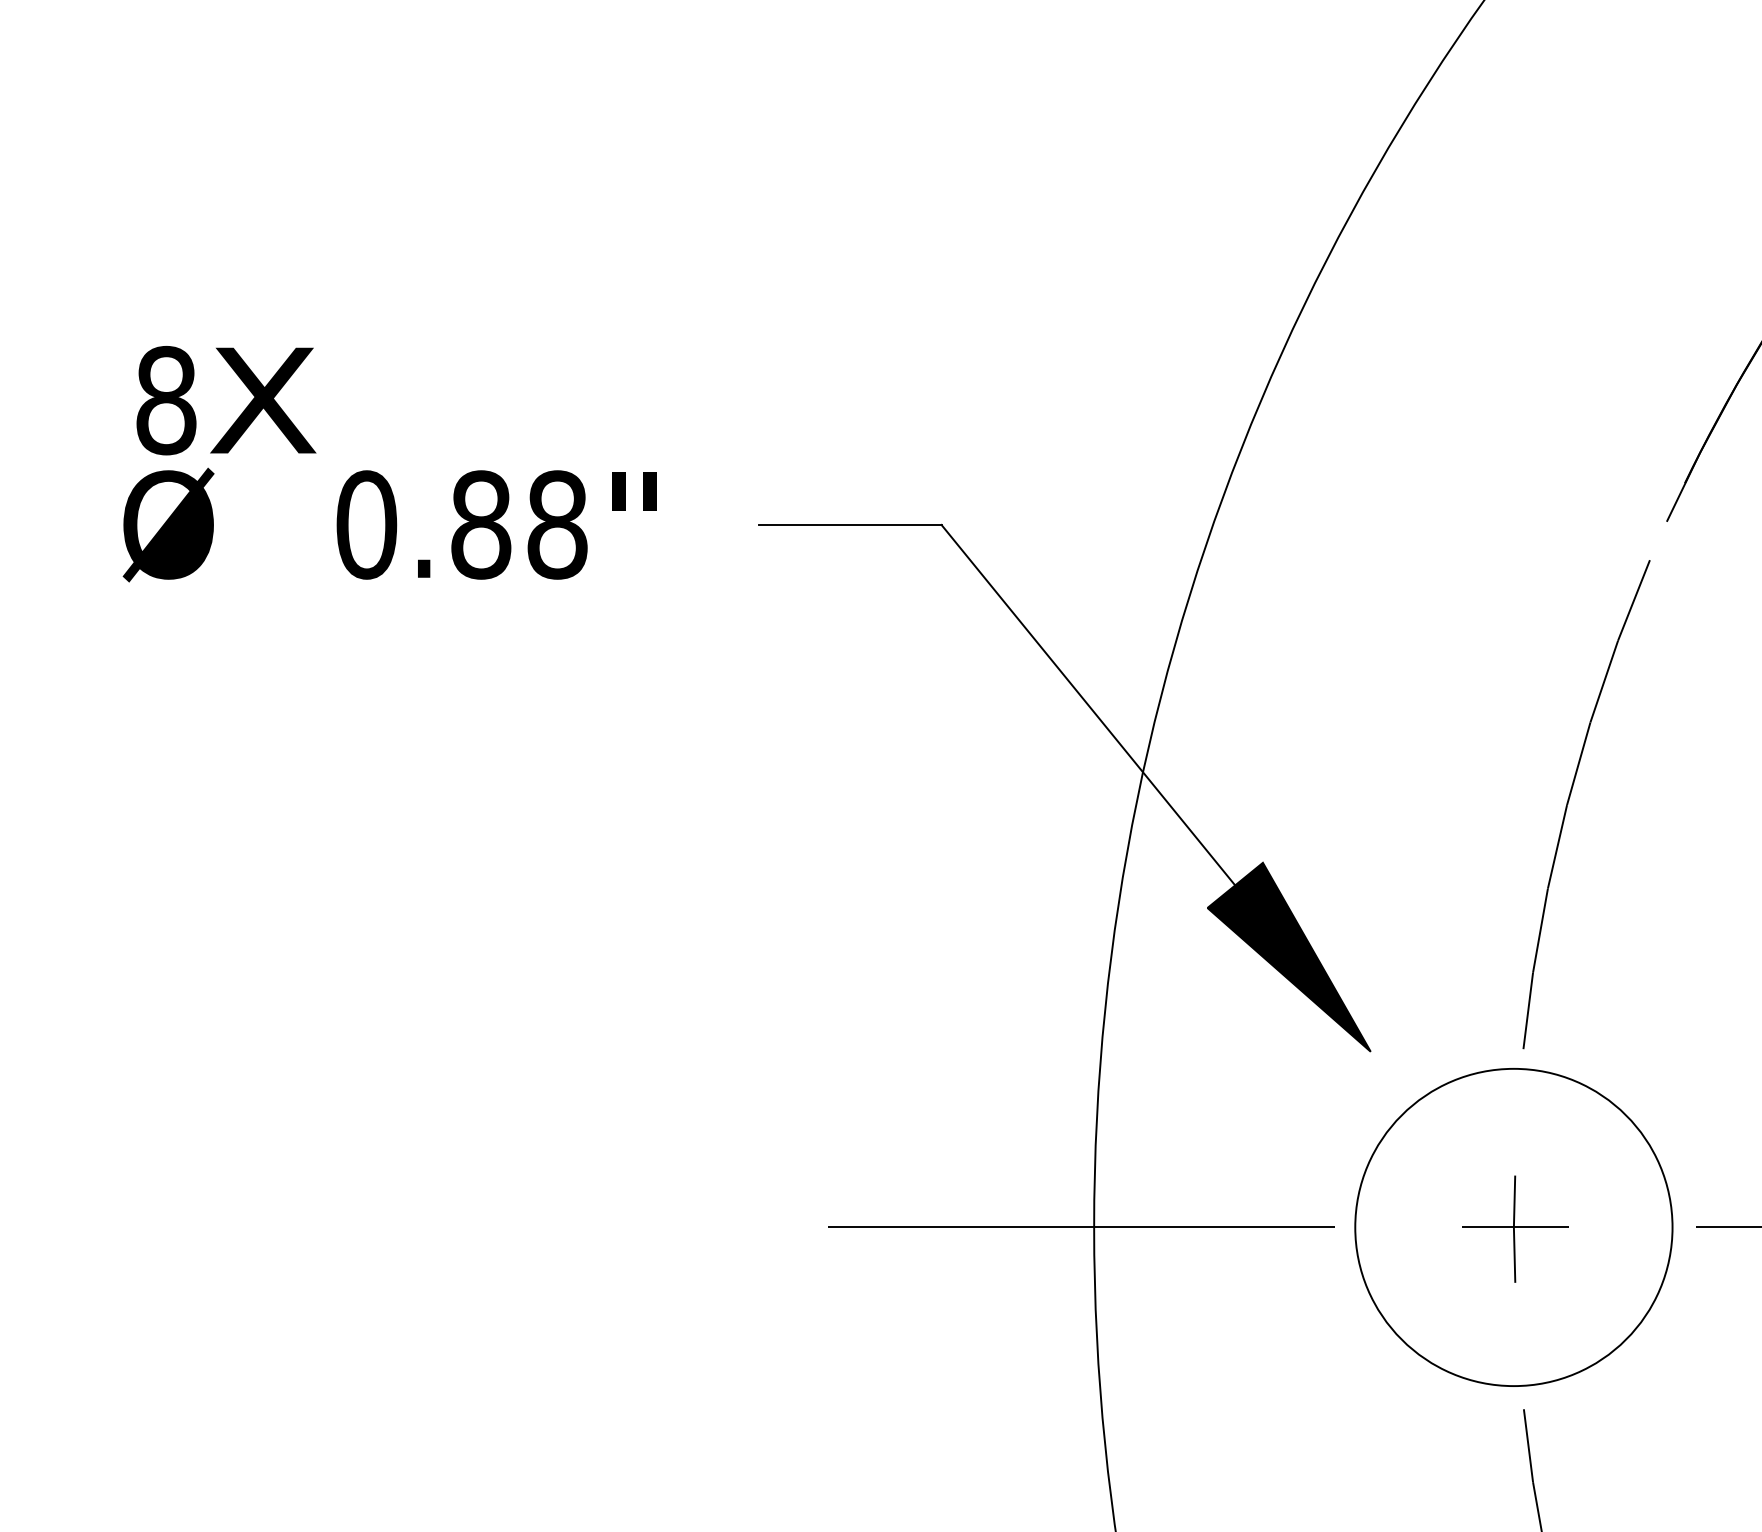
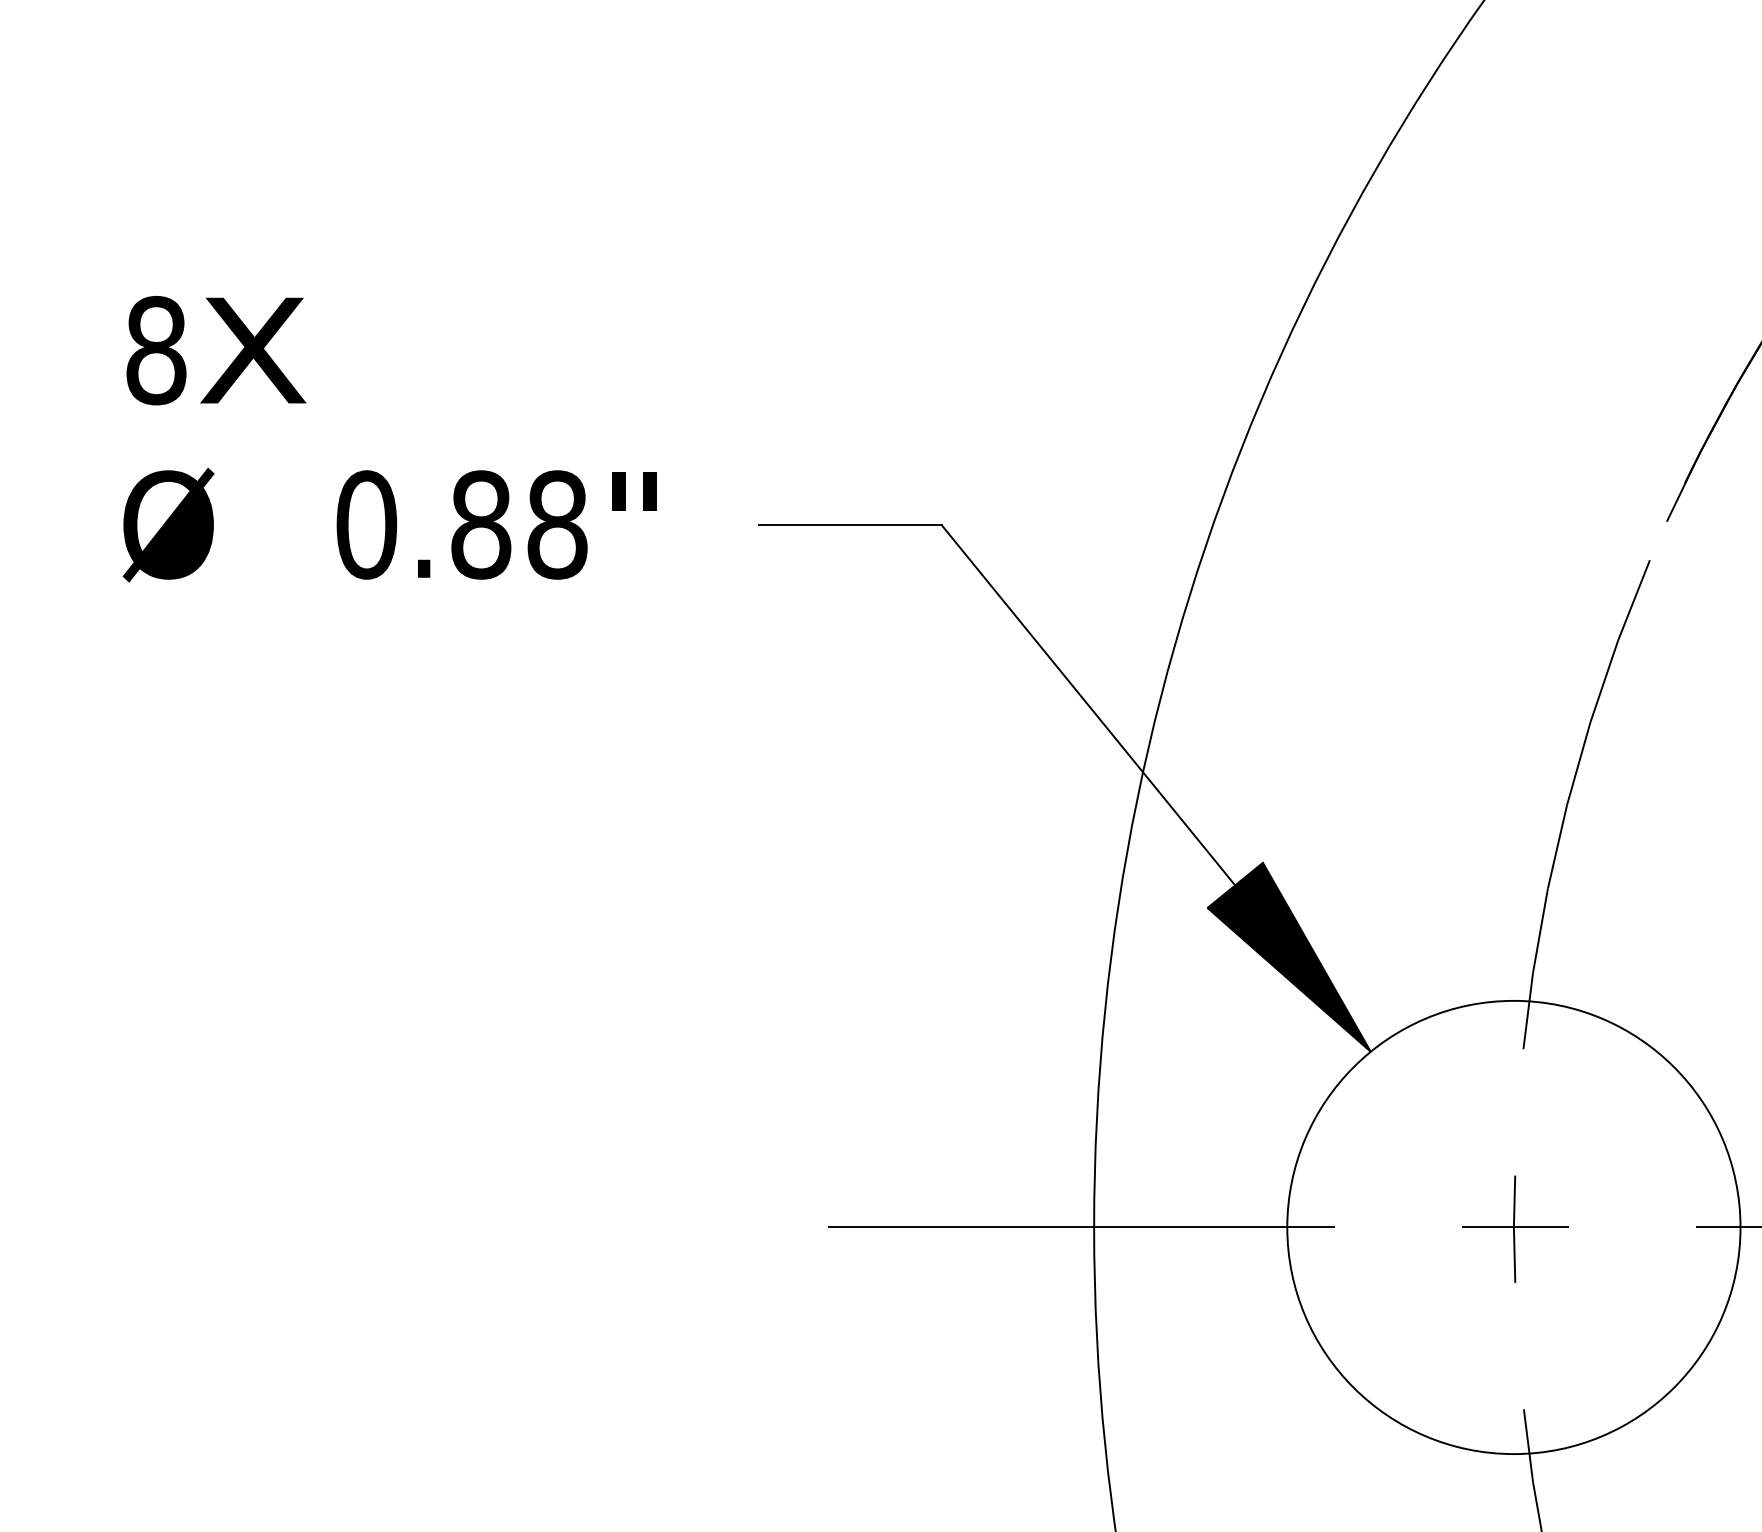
text position: (226, 400) -> (216, 350) (216, 350)
circle diameter: 317 px -> 453 px (1513, 1227)
